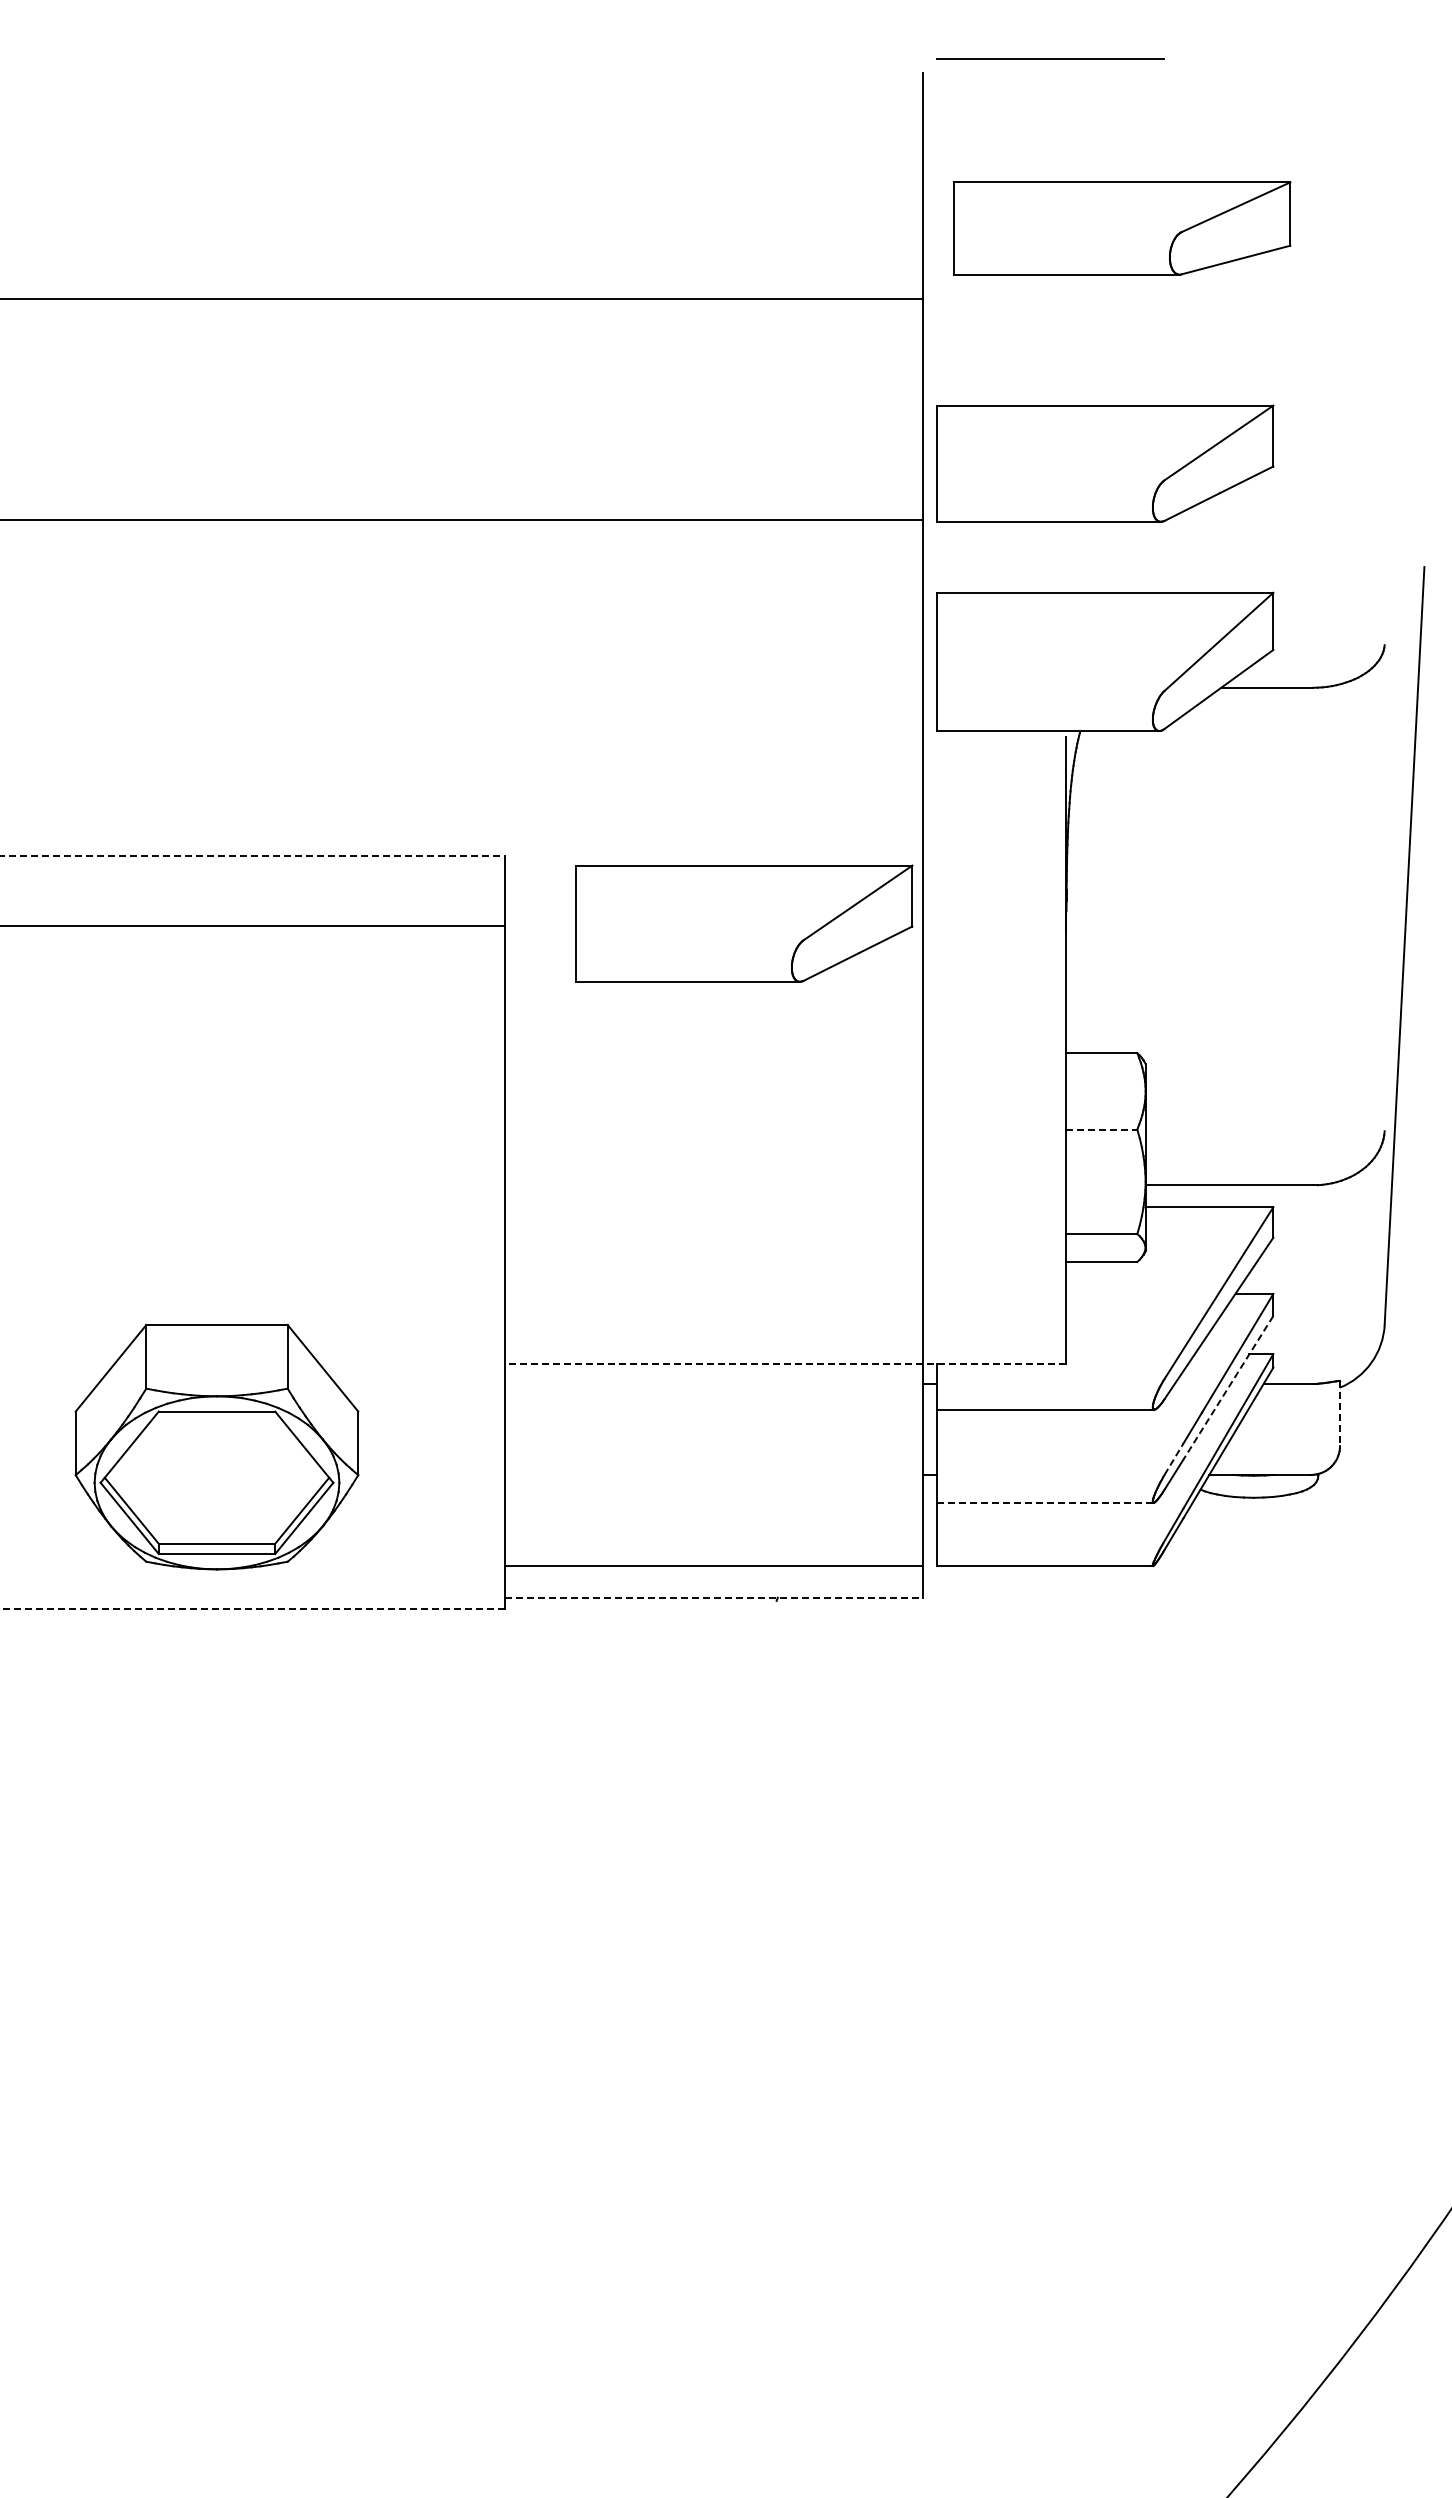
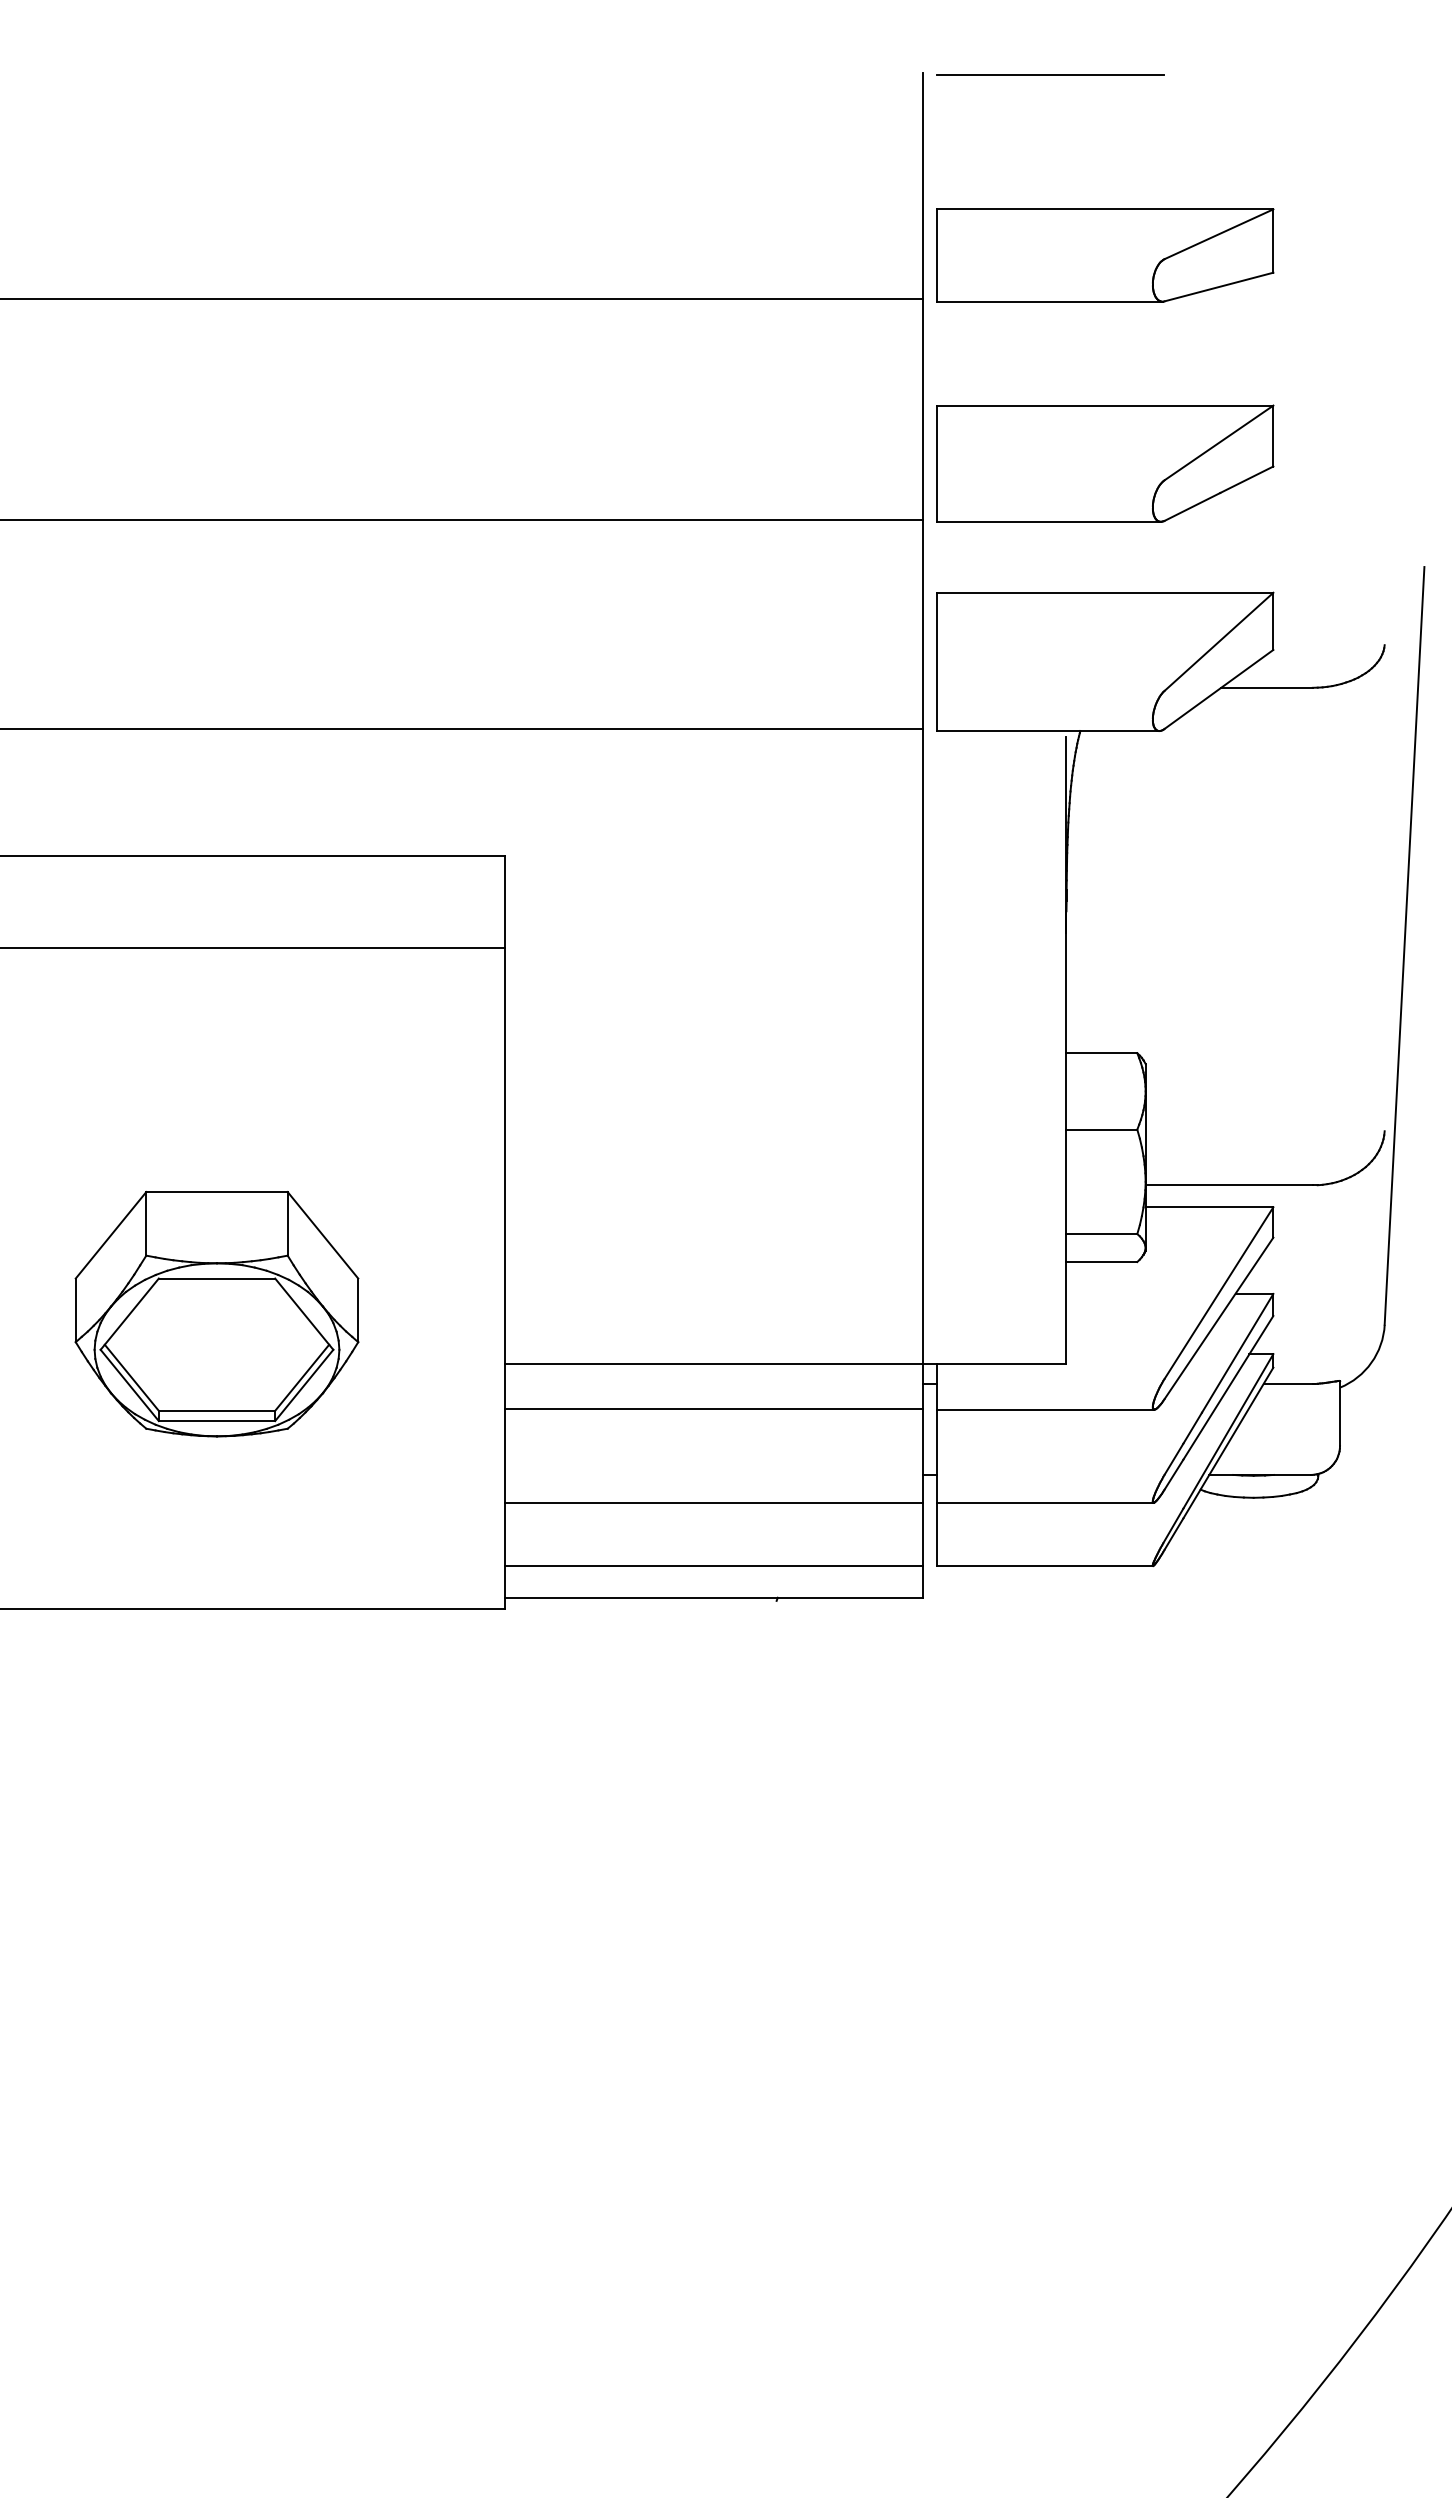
line position: (1050, 58) -> (1050, 74) (1050, 74)
part position: (1122, 228) -> (1105, 255) (1105, 255)
line: none -> present (462, 729)
line: dashed -> solid (253, 856)
part: present -> none (744, 923)
line position: (253, 925) -> (253, 947) (253, 947)
line: dashed -> solid (1102, 1129)
line: dashed -> solid (785, 1363)
line: dashed -> solid (1228, 1387)
line: none -> present (713, 1409)
line: dashed -> solid (1340, 1414)
part position: (216, 1447) -> (216, 1314) (216, 1314)
line: dashed -> solid (1174, 1458)
line: none -> present (713, 1502)
line: dashed -> solid (1045, 1502)
line: dashed -> solid (713, 1597)
line: dashed -> solid (252, 1609)
